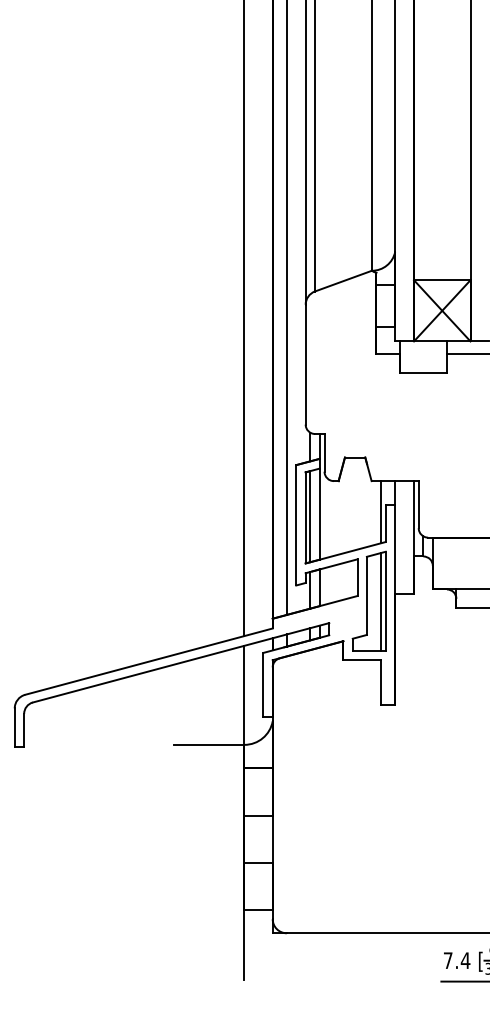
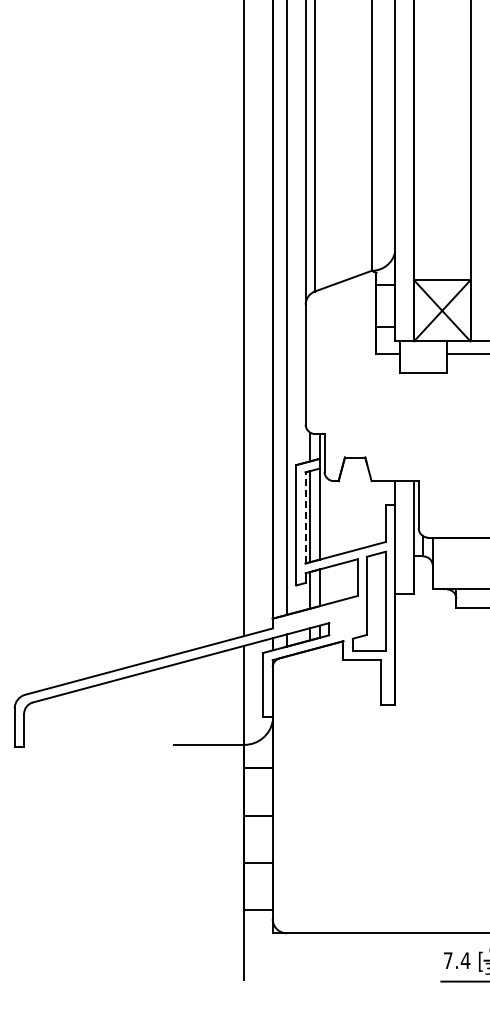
line: present -> none (381, 512)
line: solid -> dashed (305, 517)
line: present -> none (381, 601)
